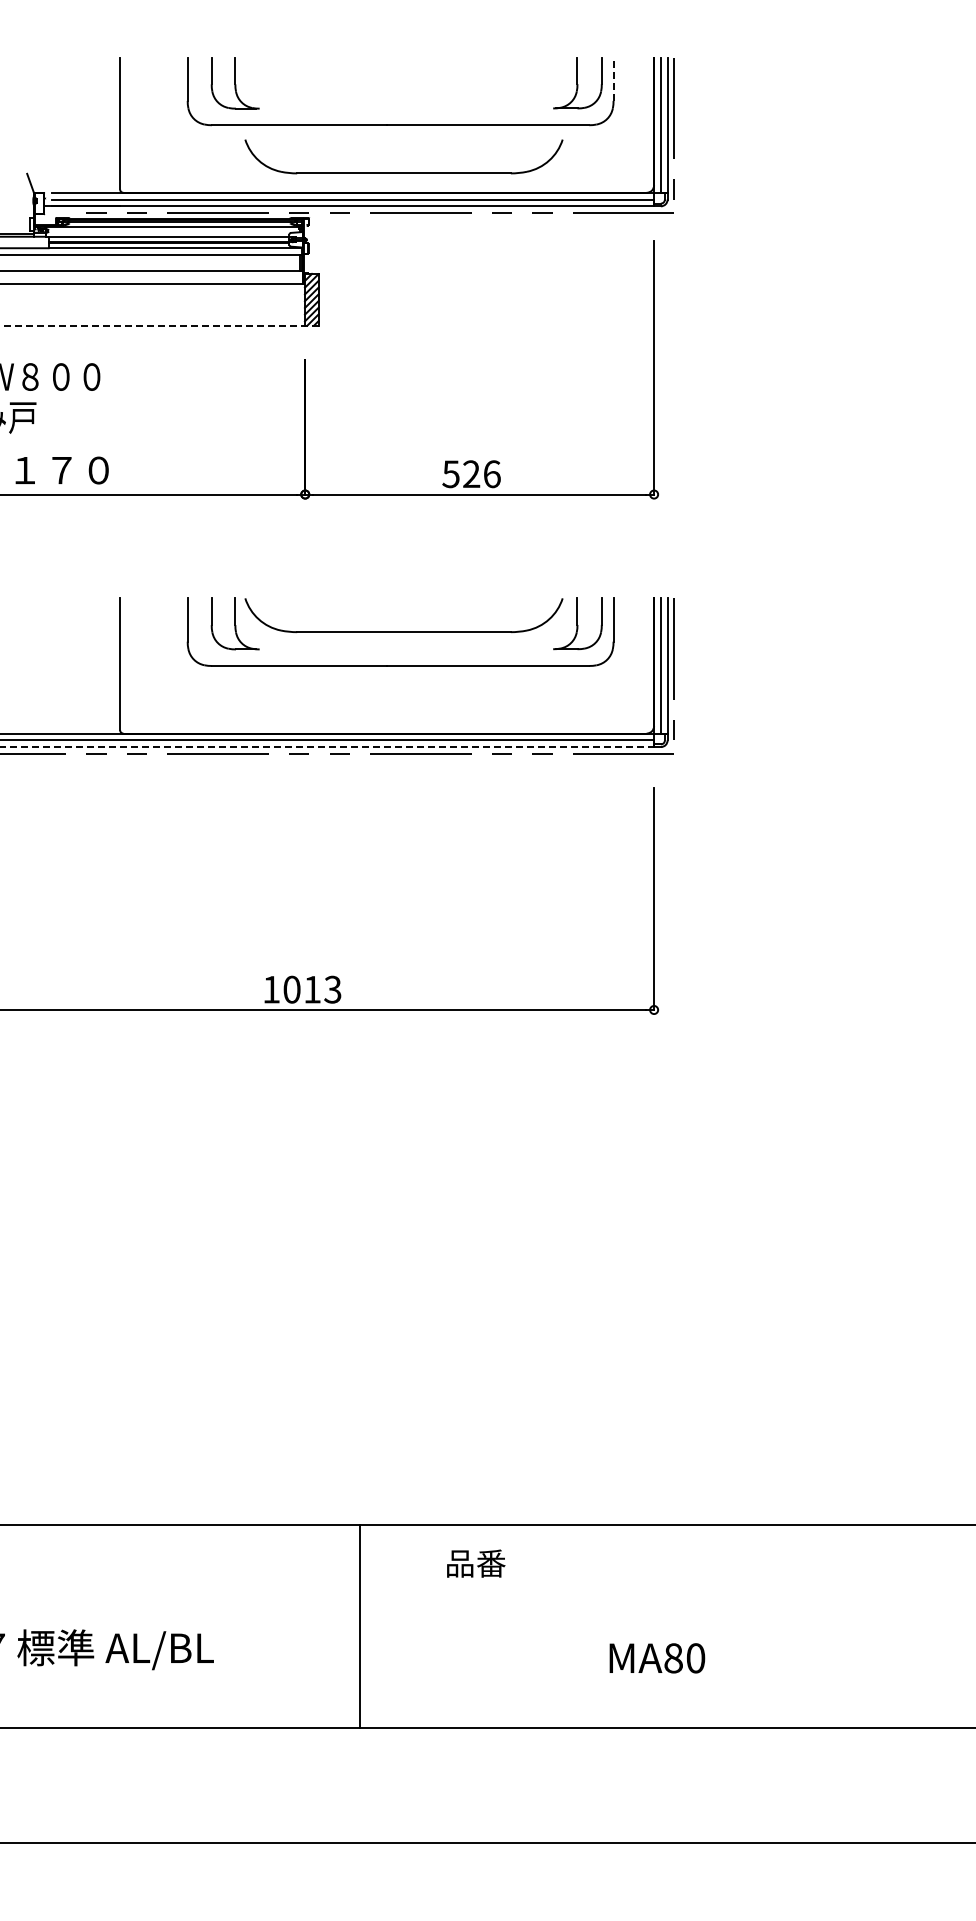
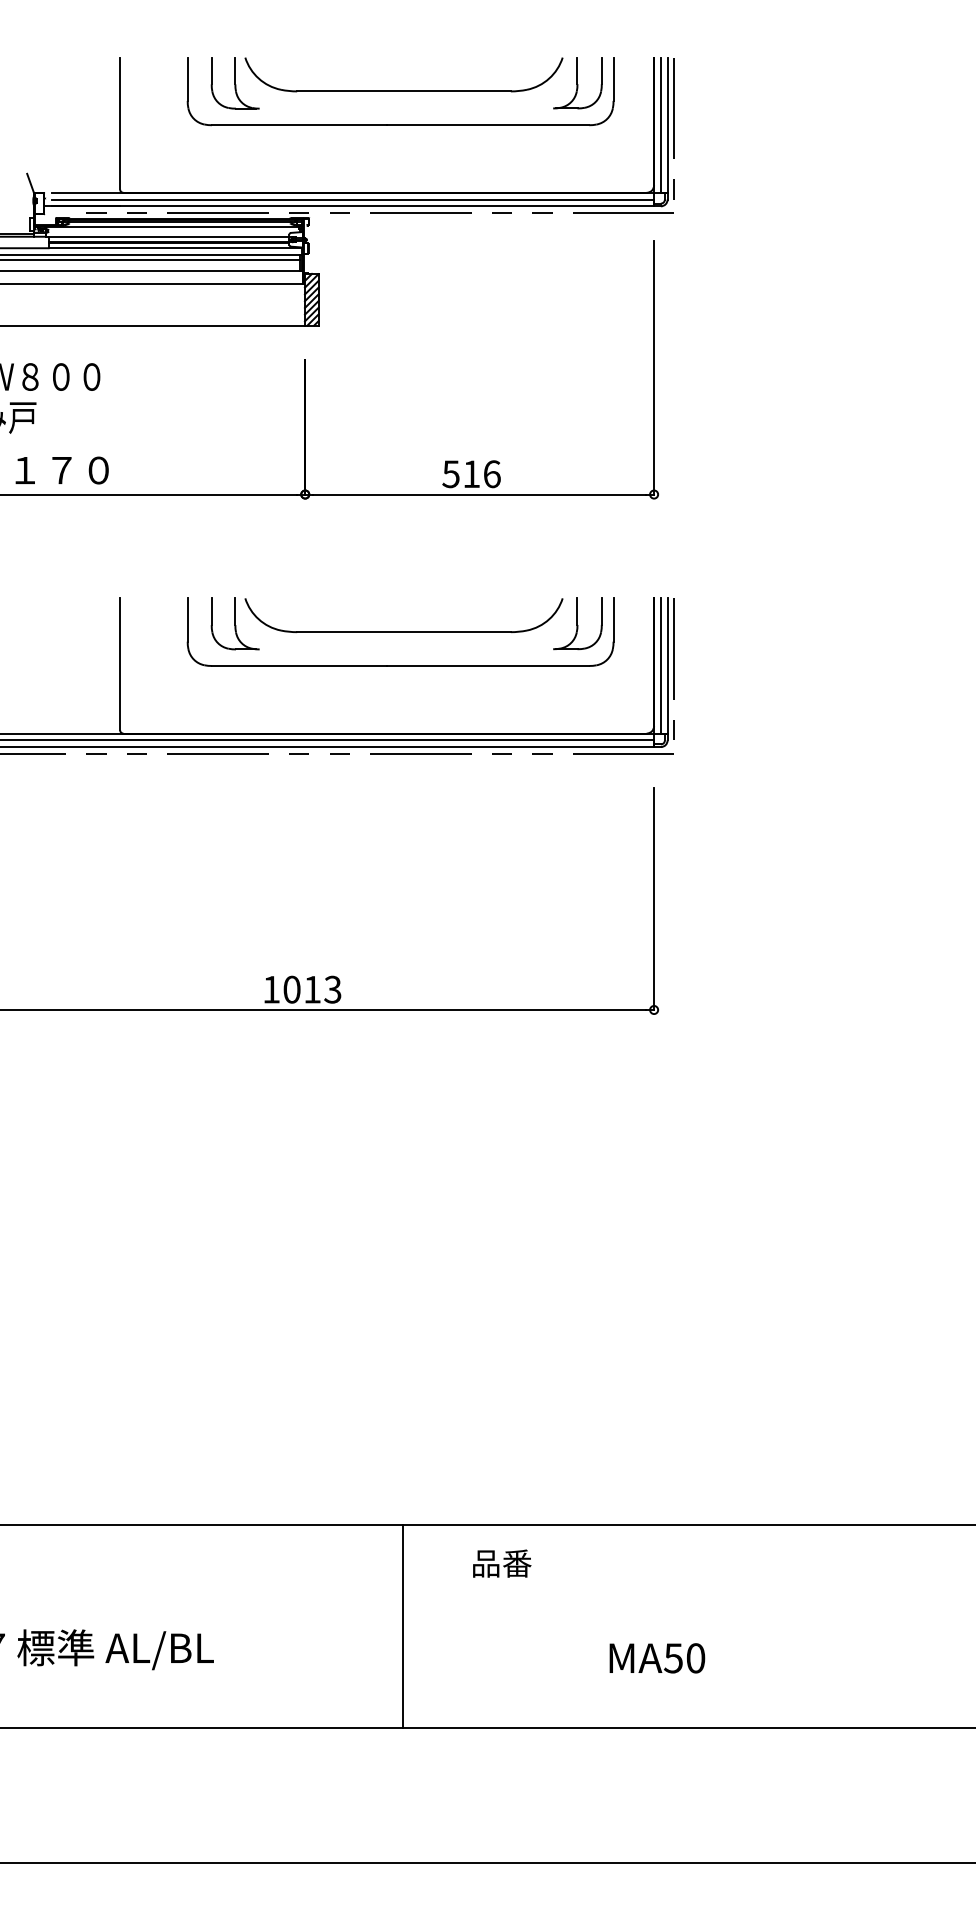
line: dashed -> solid (613, 79)
part position: (403, 172) -> (403, 90) (403, 90)
line: none -> present (151, 260)
line: dashed -> solid (159, 325)
text: 526 -> 516 (471, 473)
line: dashed -> solid (327, 747)
text position: (476, 1563) -> (502, 1563) (502, 1563)
line position: (359, 1626) -> (402, 1626) (402, 1626)
text: MA80 -> MA50 (673, 1658)
line position: (487, 1843) -> (487, 1863) (487, 1863)
